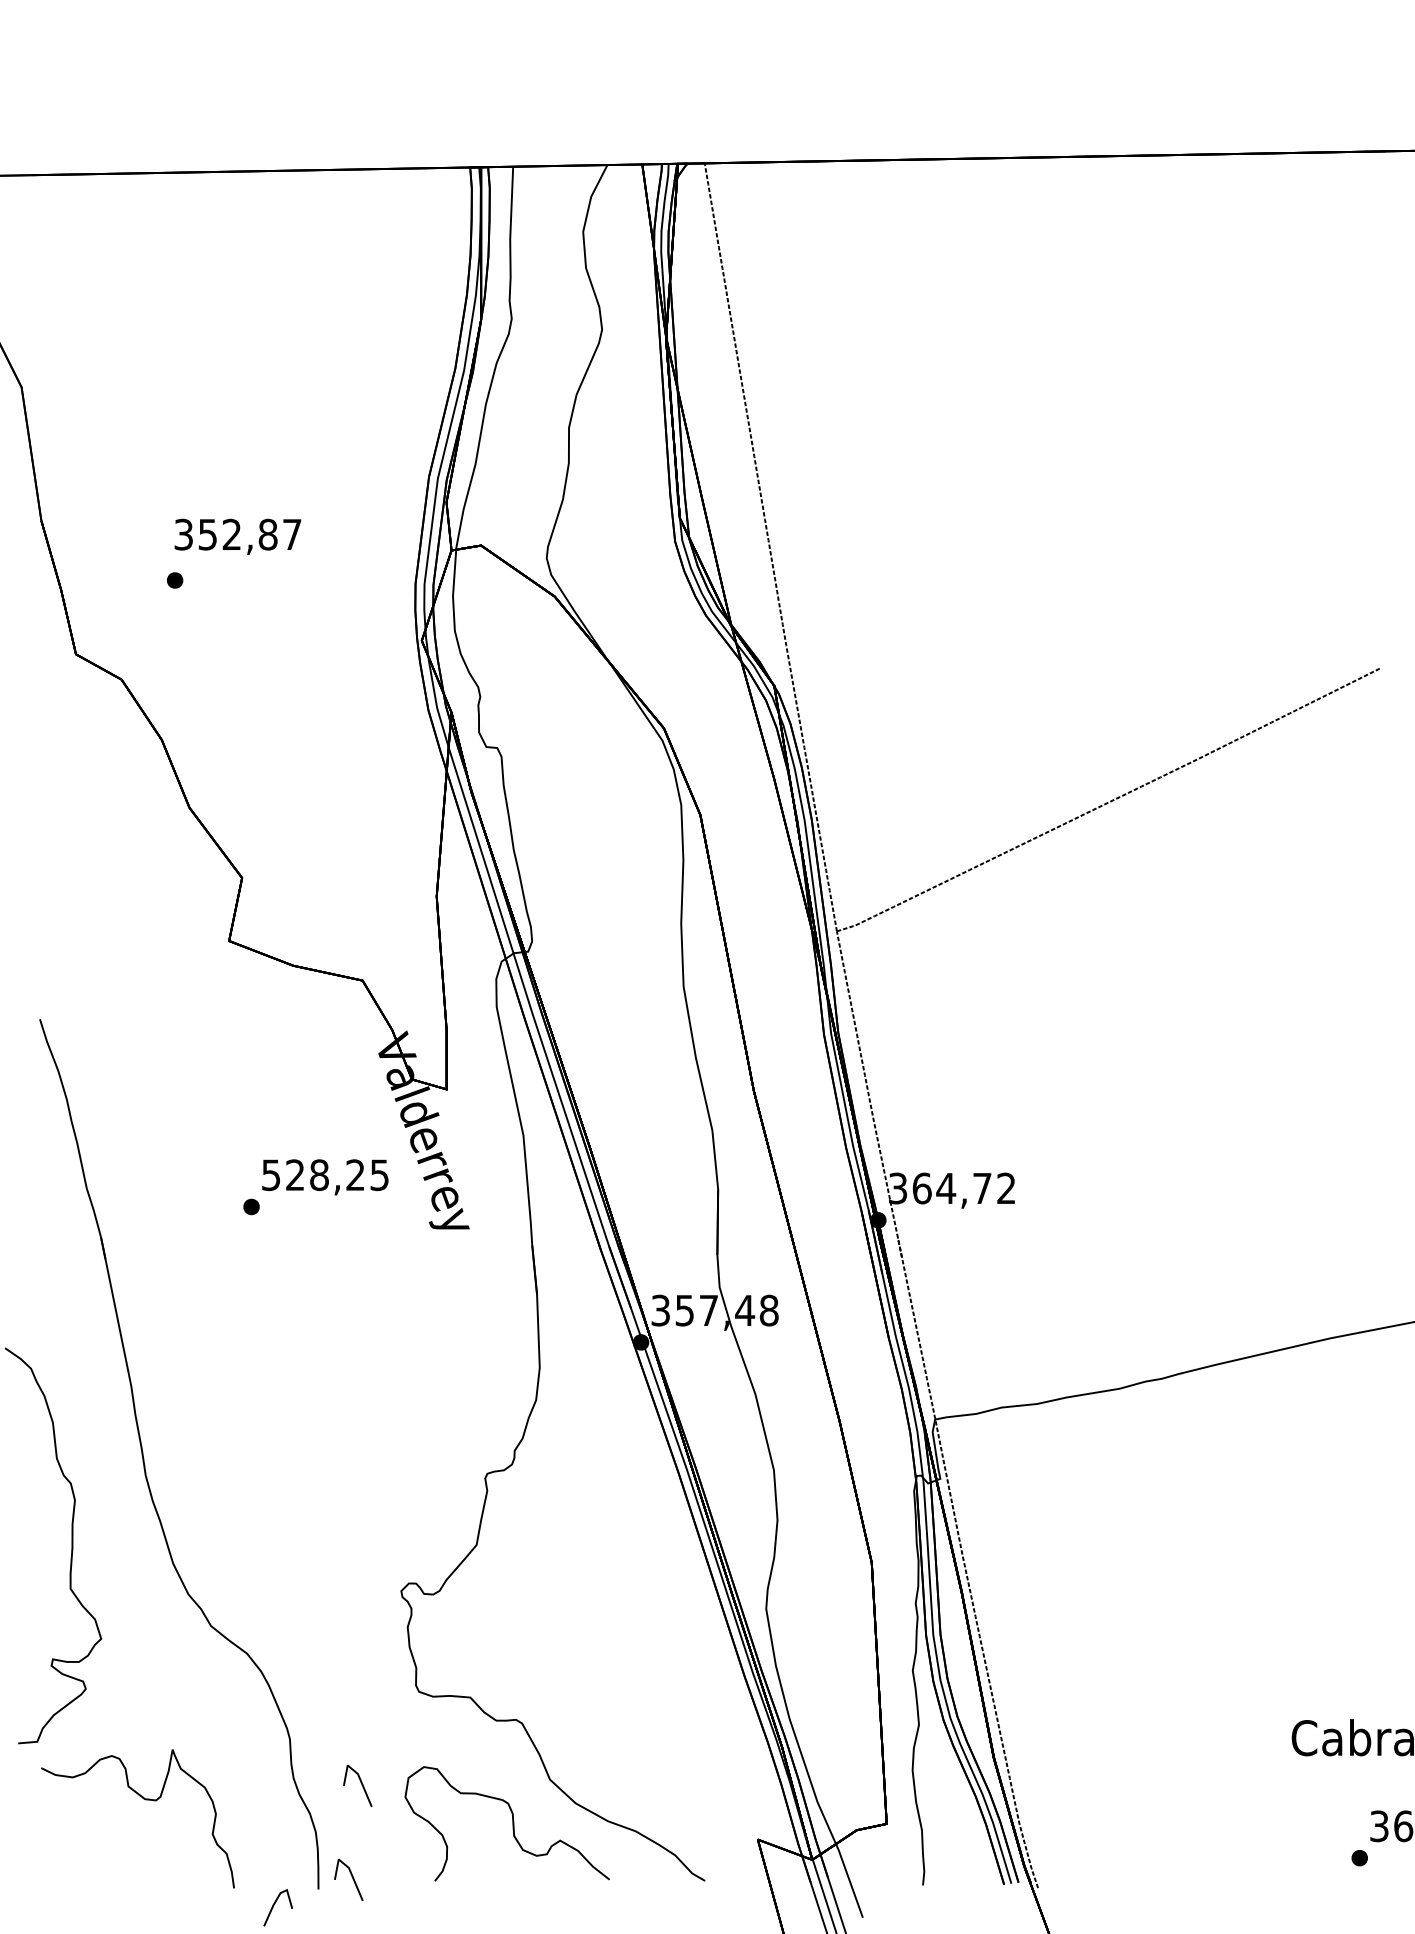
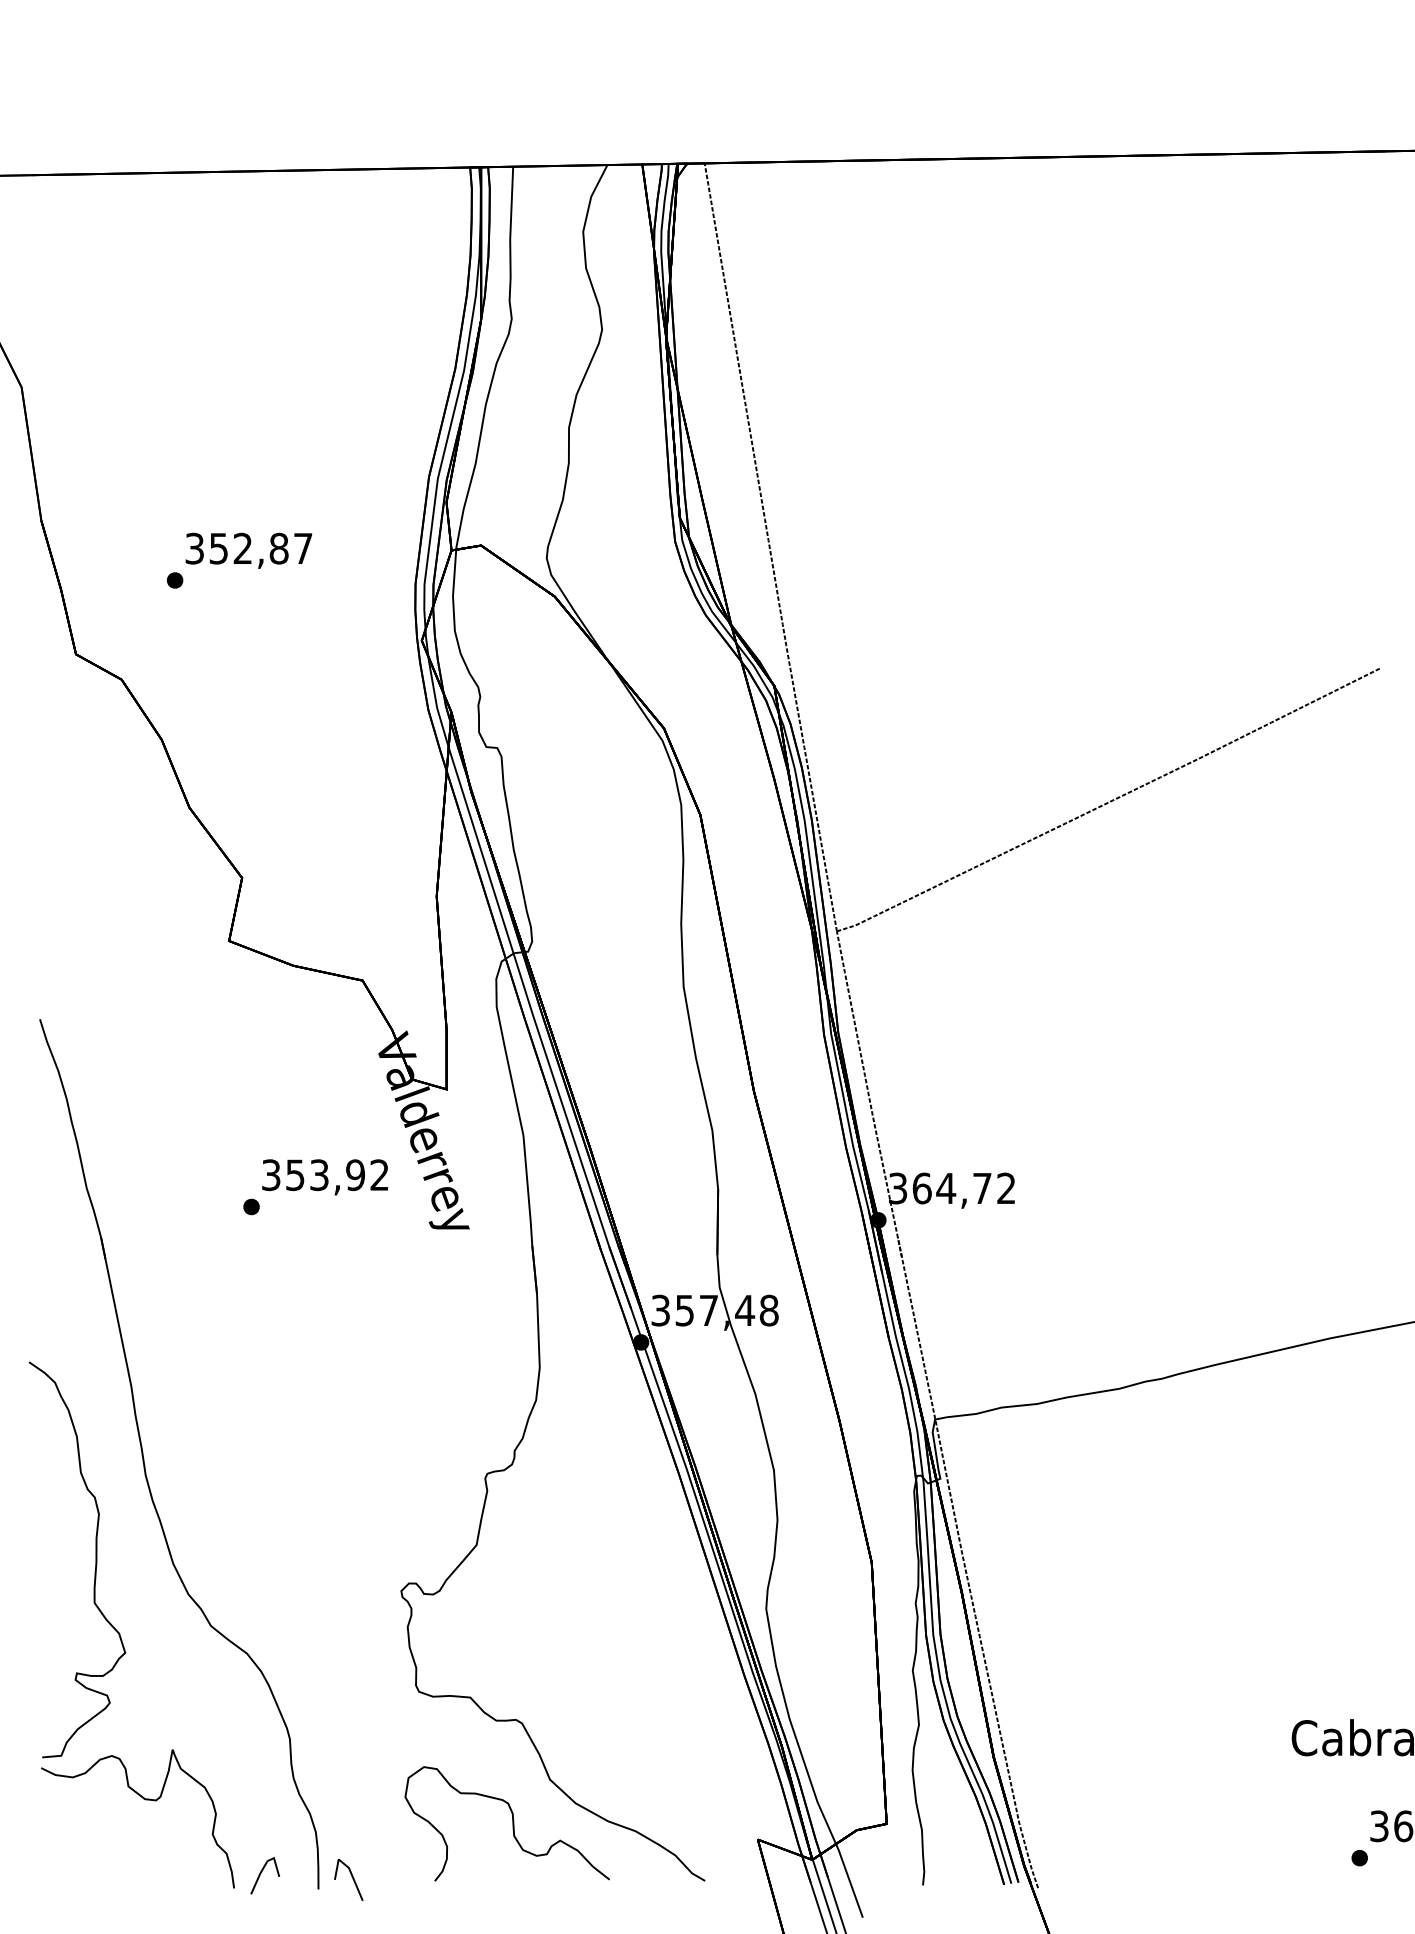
text position: (237, 536) -> (248, 550) (248, 550)
text: 528,25 -> 353,92 (325, 1175)
curve position: (71, 1545) -> (95, 1559) (95, 1559)
line: present -> none (361, 1785)
line position: (274, 1905) -> (261, 1873) (261, 1873)
